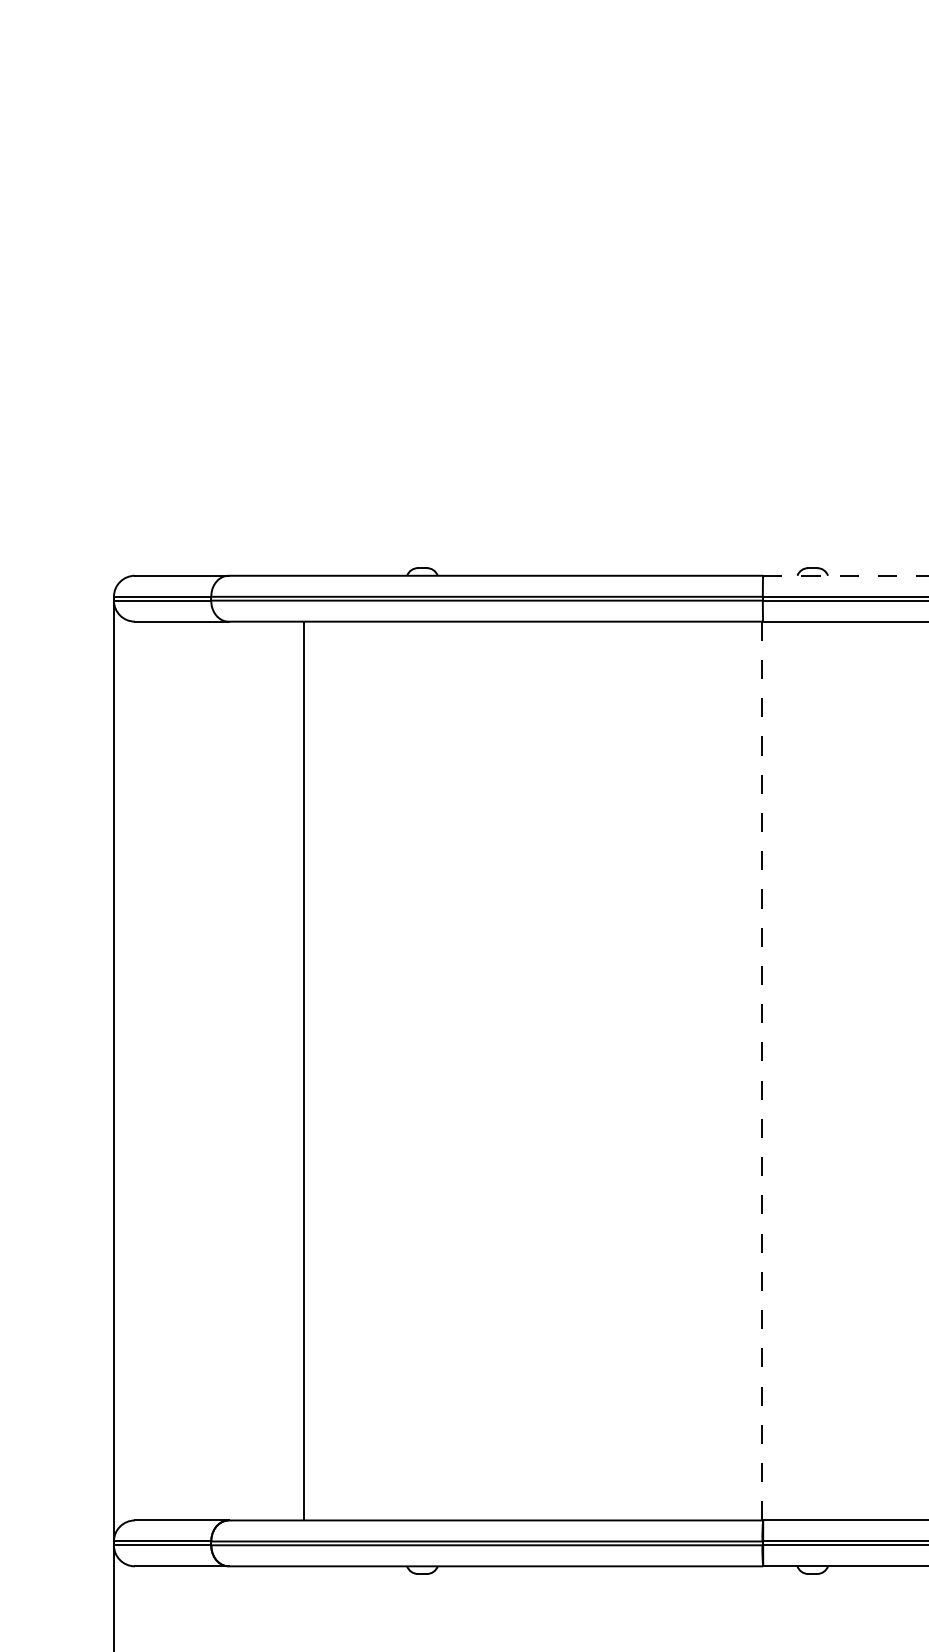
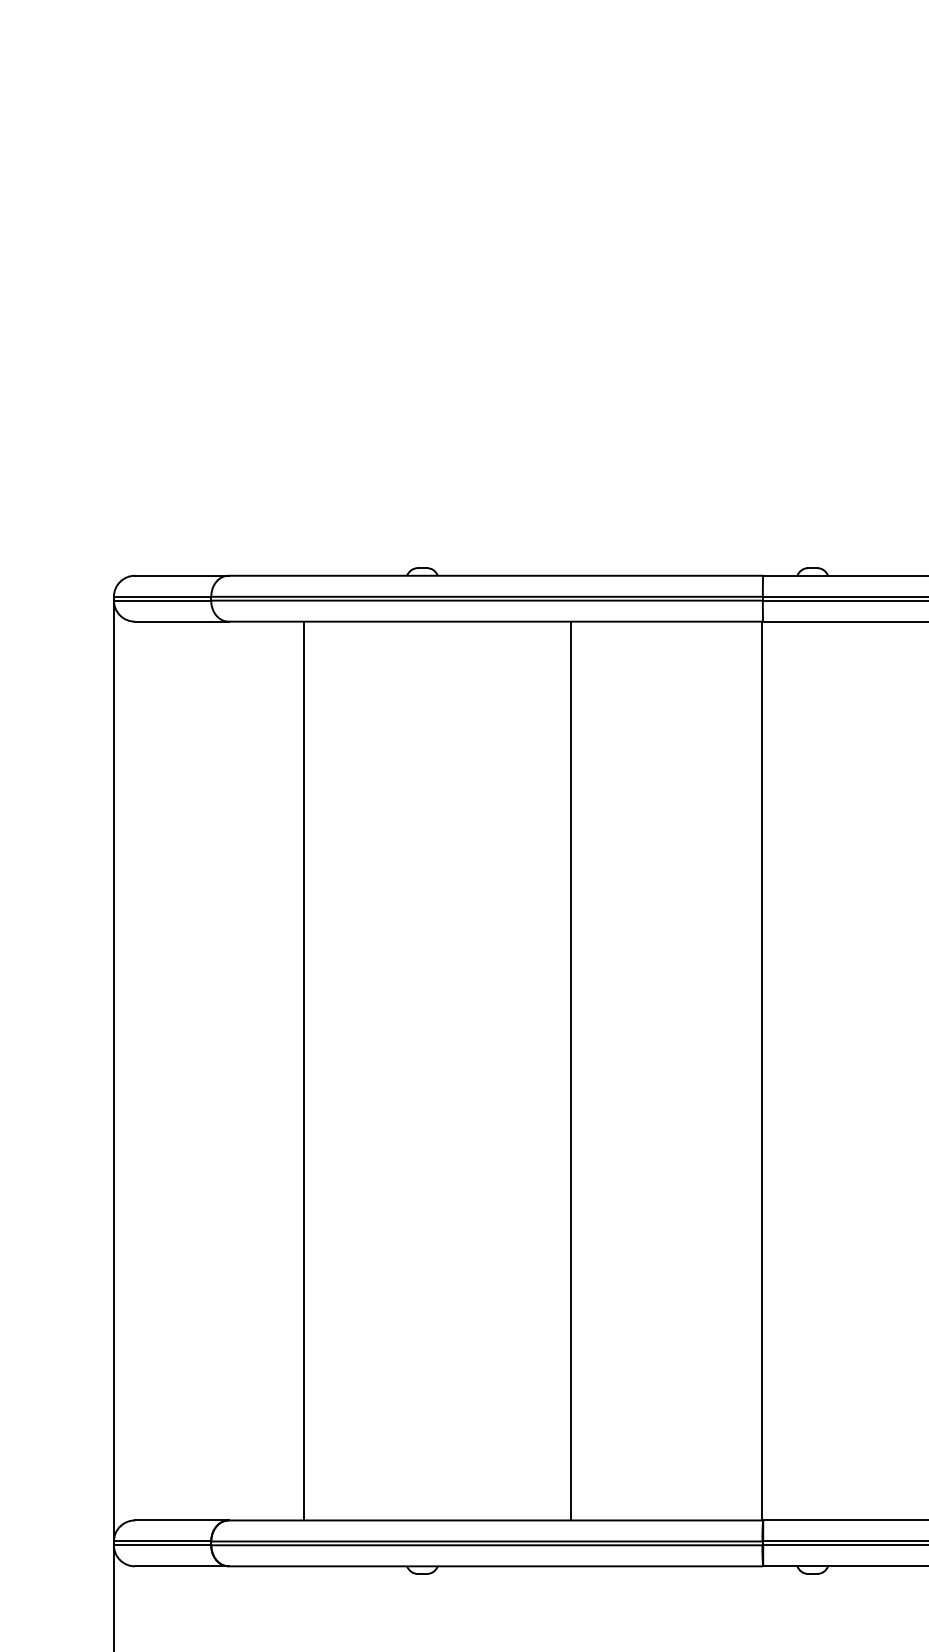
line: dashed -> solid (846, 575)
line: none -> present (571, 1070)
line: dashed -> solid (762, 1071)
